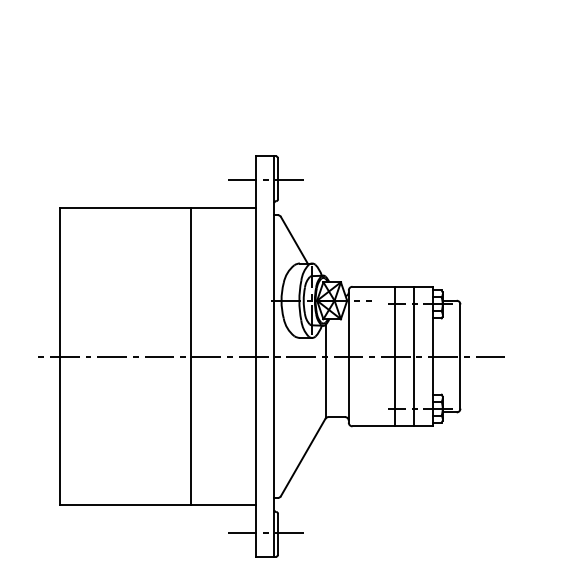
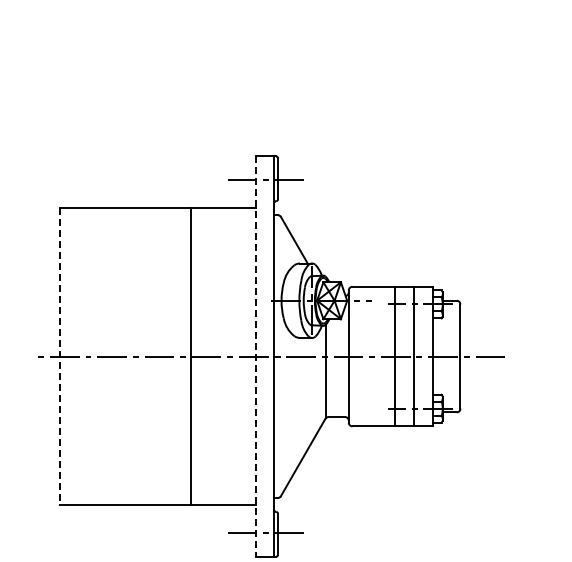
line: solid -> dashed (60, 356)
line: solid -> dashed (255, 357)
